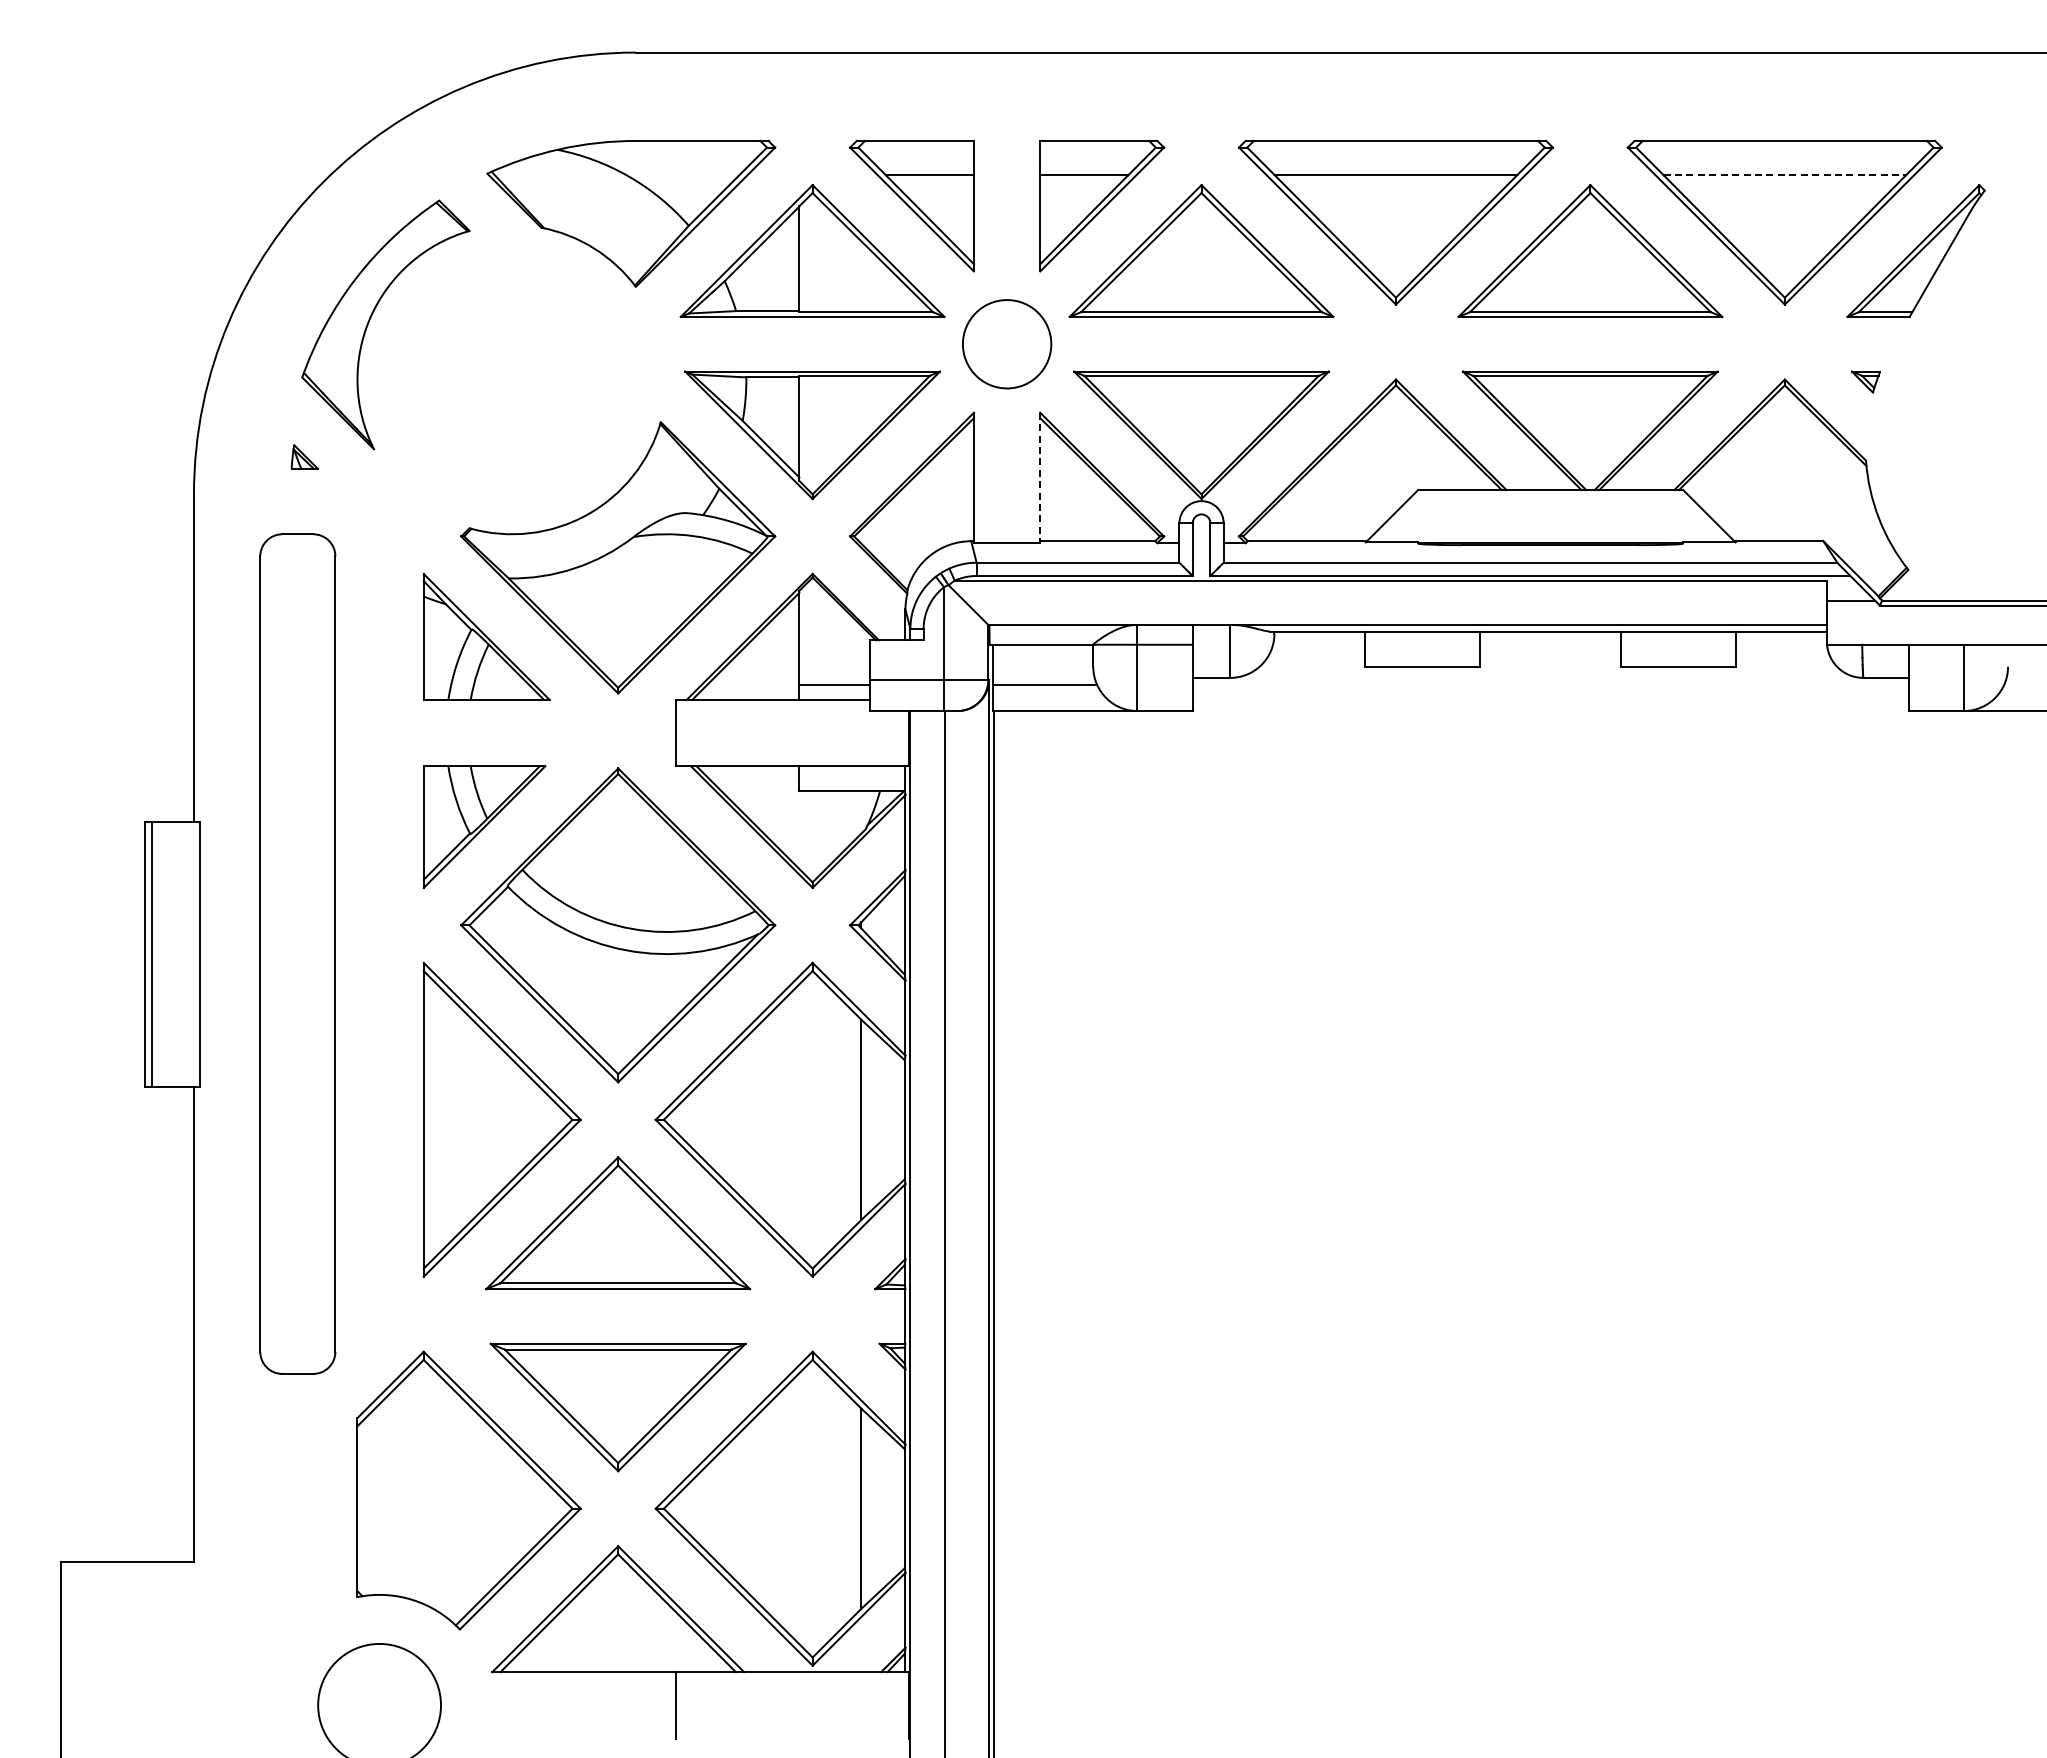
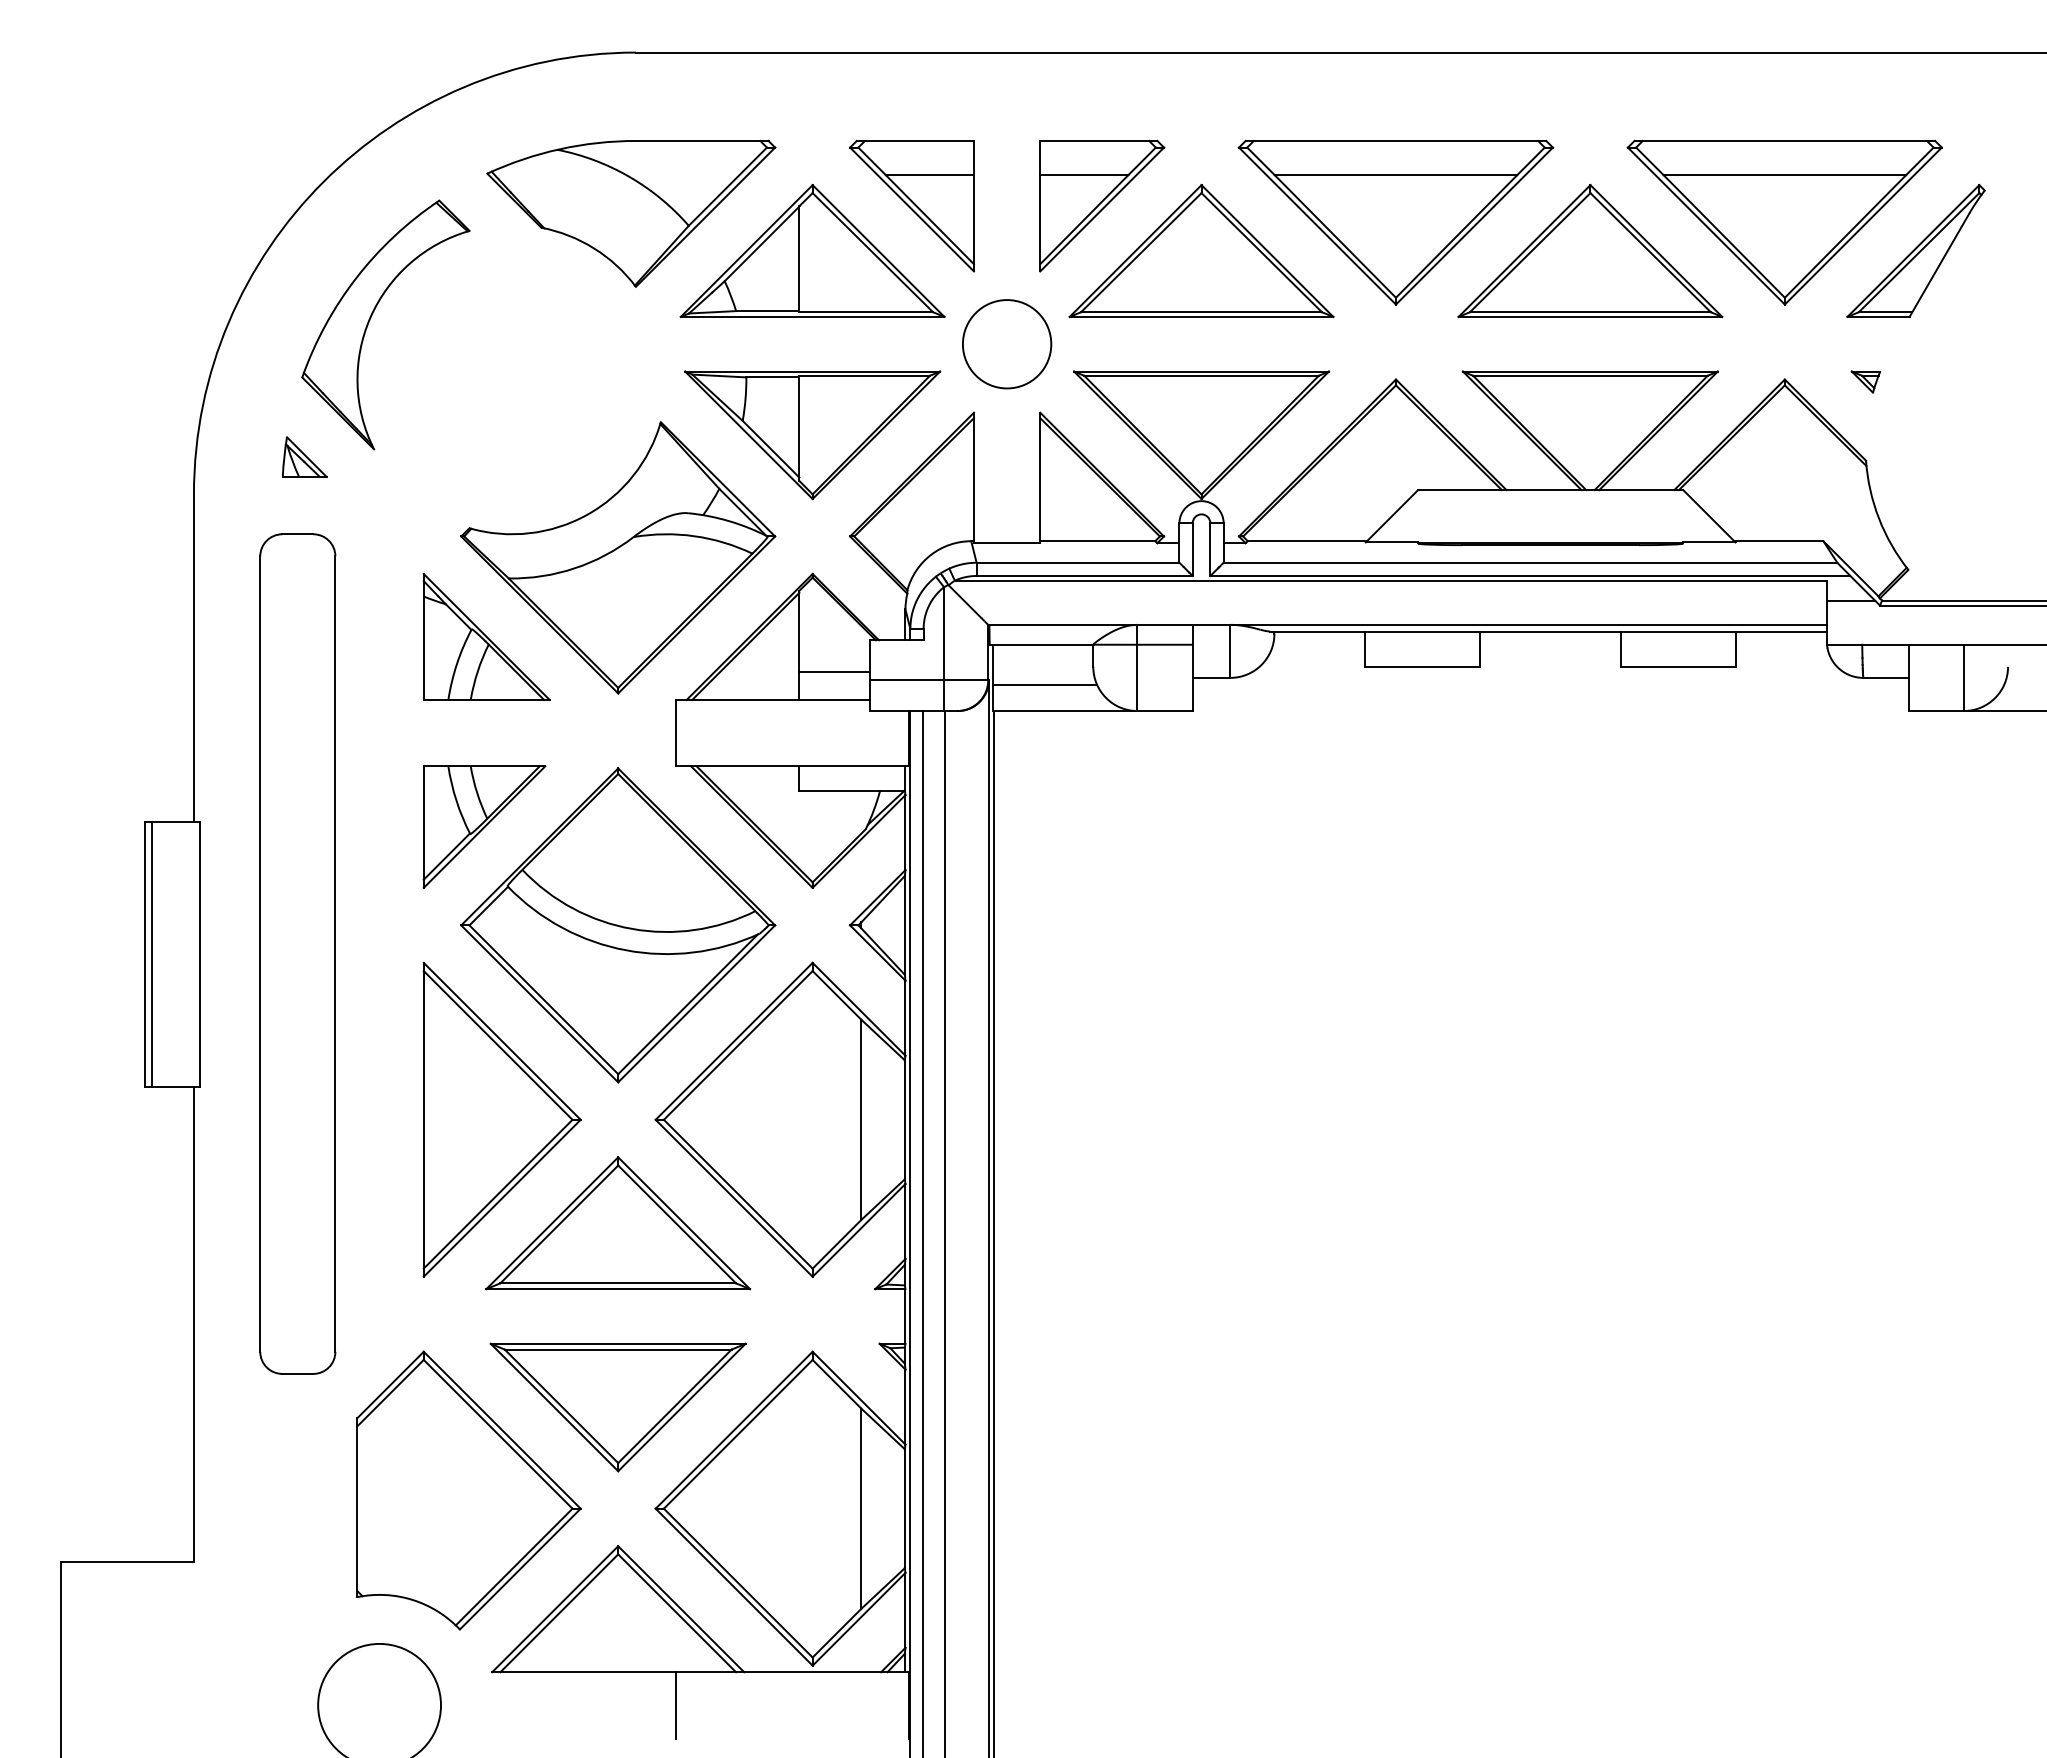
line: dashed -> solid (1785, 175)
part size: 29x26 px -> 46x42 px (304, 456)
line: dashed -> solid (1040, 478)
line position: (834, 685) -> (834, 672) (834, 672)
line: none -> present (922, 1232)
